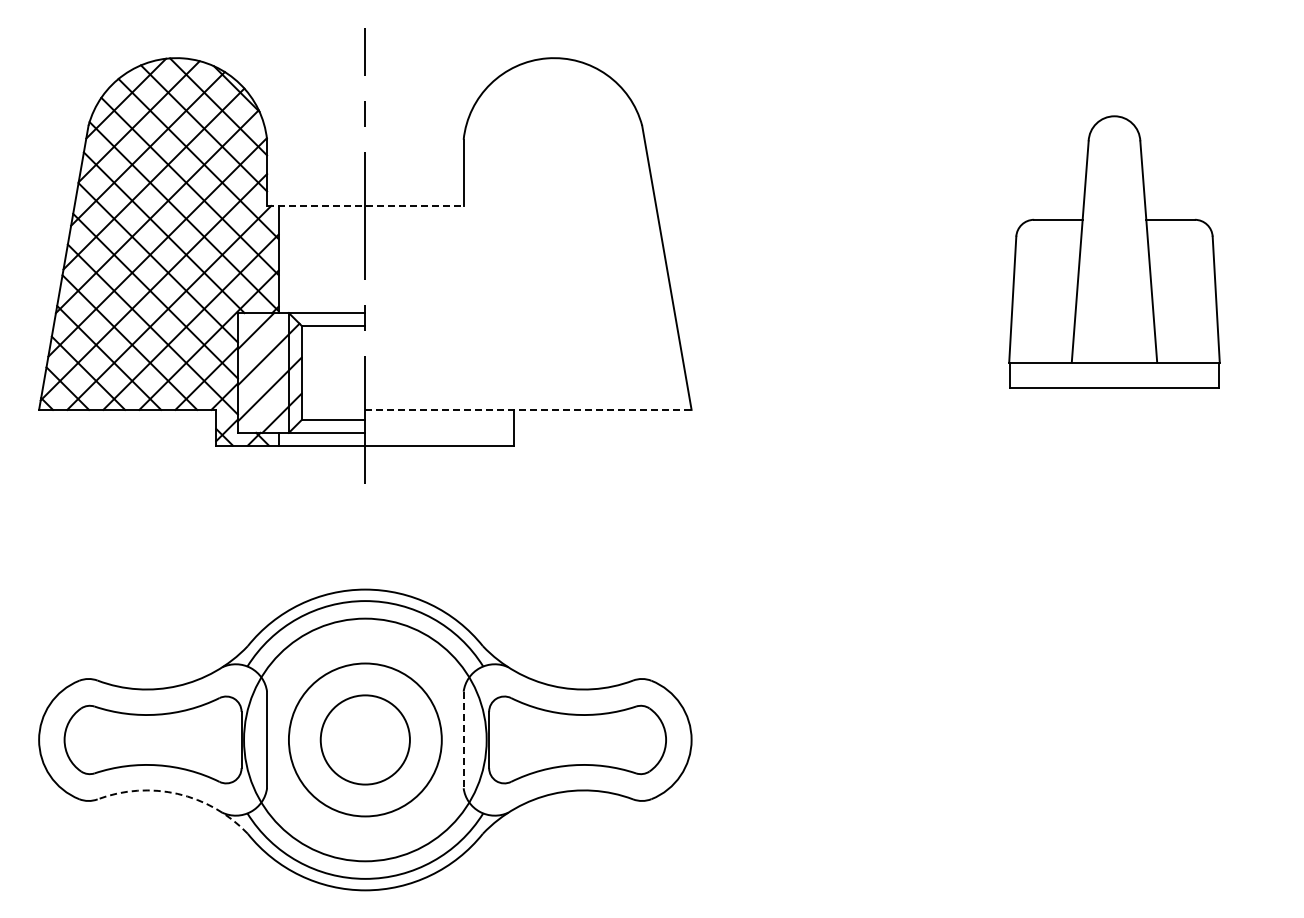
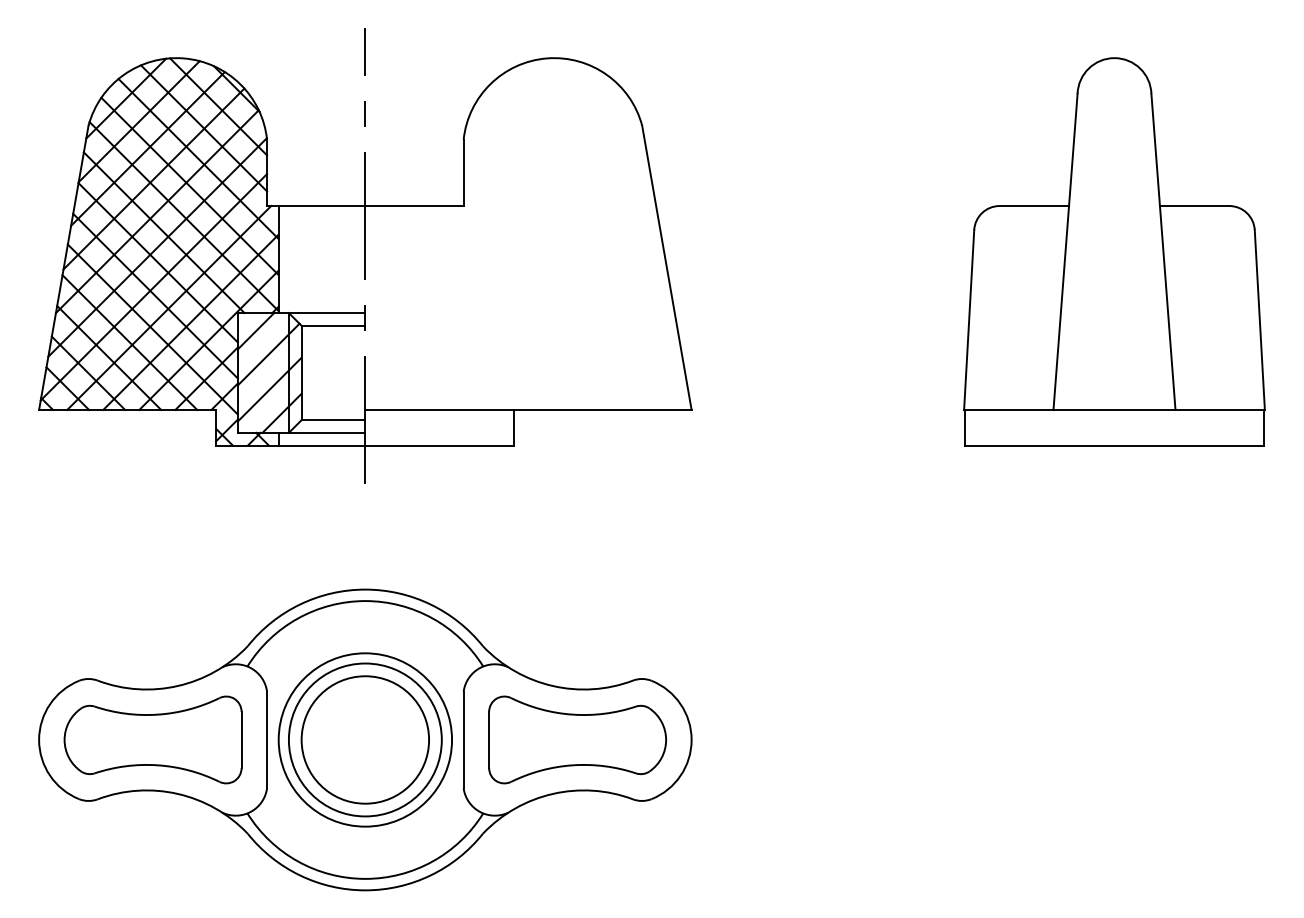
line: dashed -> solid (365, 206)
part size: 213x274 px -> 303x390 px (1114, 251)
line: dashed -> solid (528, 409)
circle diameter: 89 px -> 127 px (365, 739)
circle diameter: 243 px -> 173 px (365, 739)
line: dashed -> solid (463, 740)
arc: dashed -> solid (177, 793)
